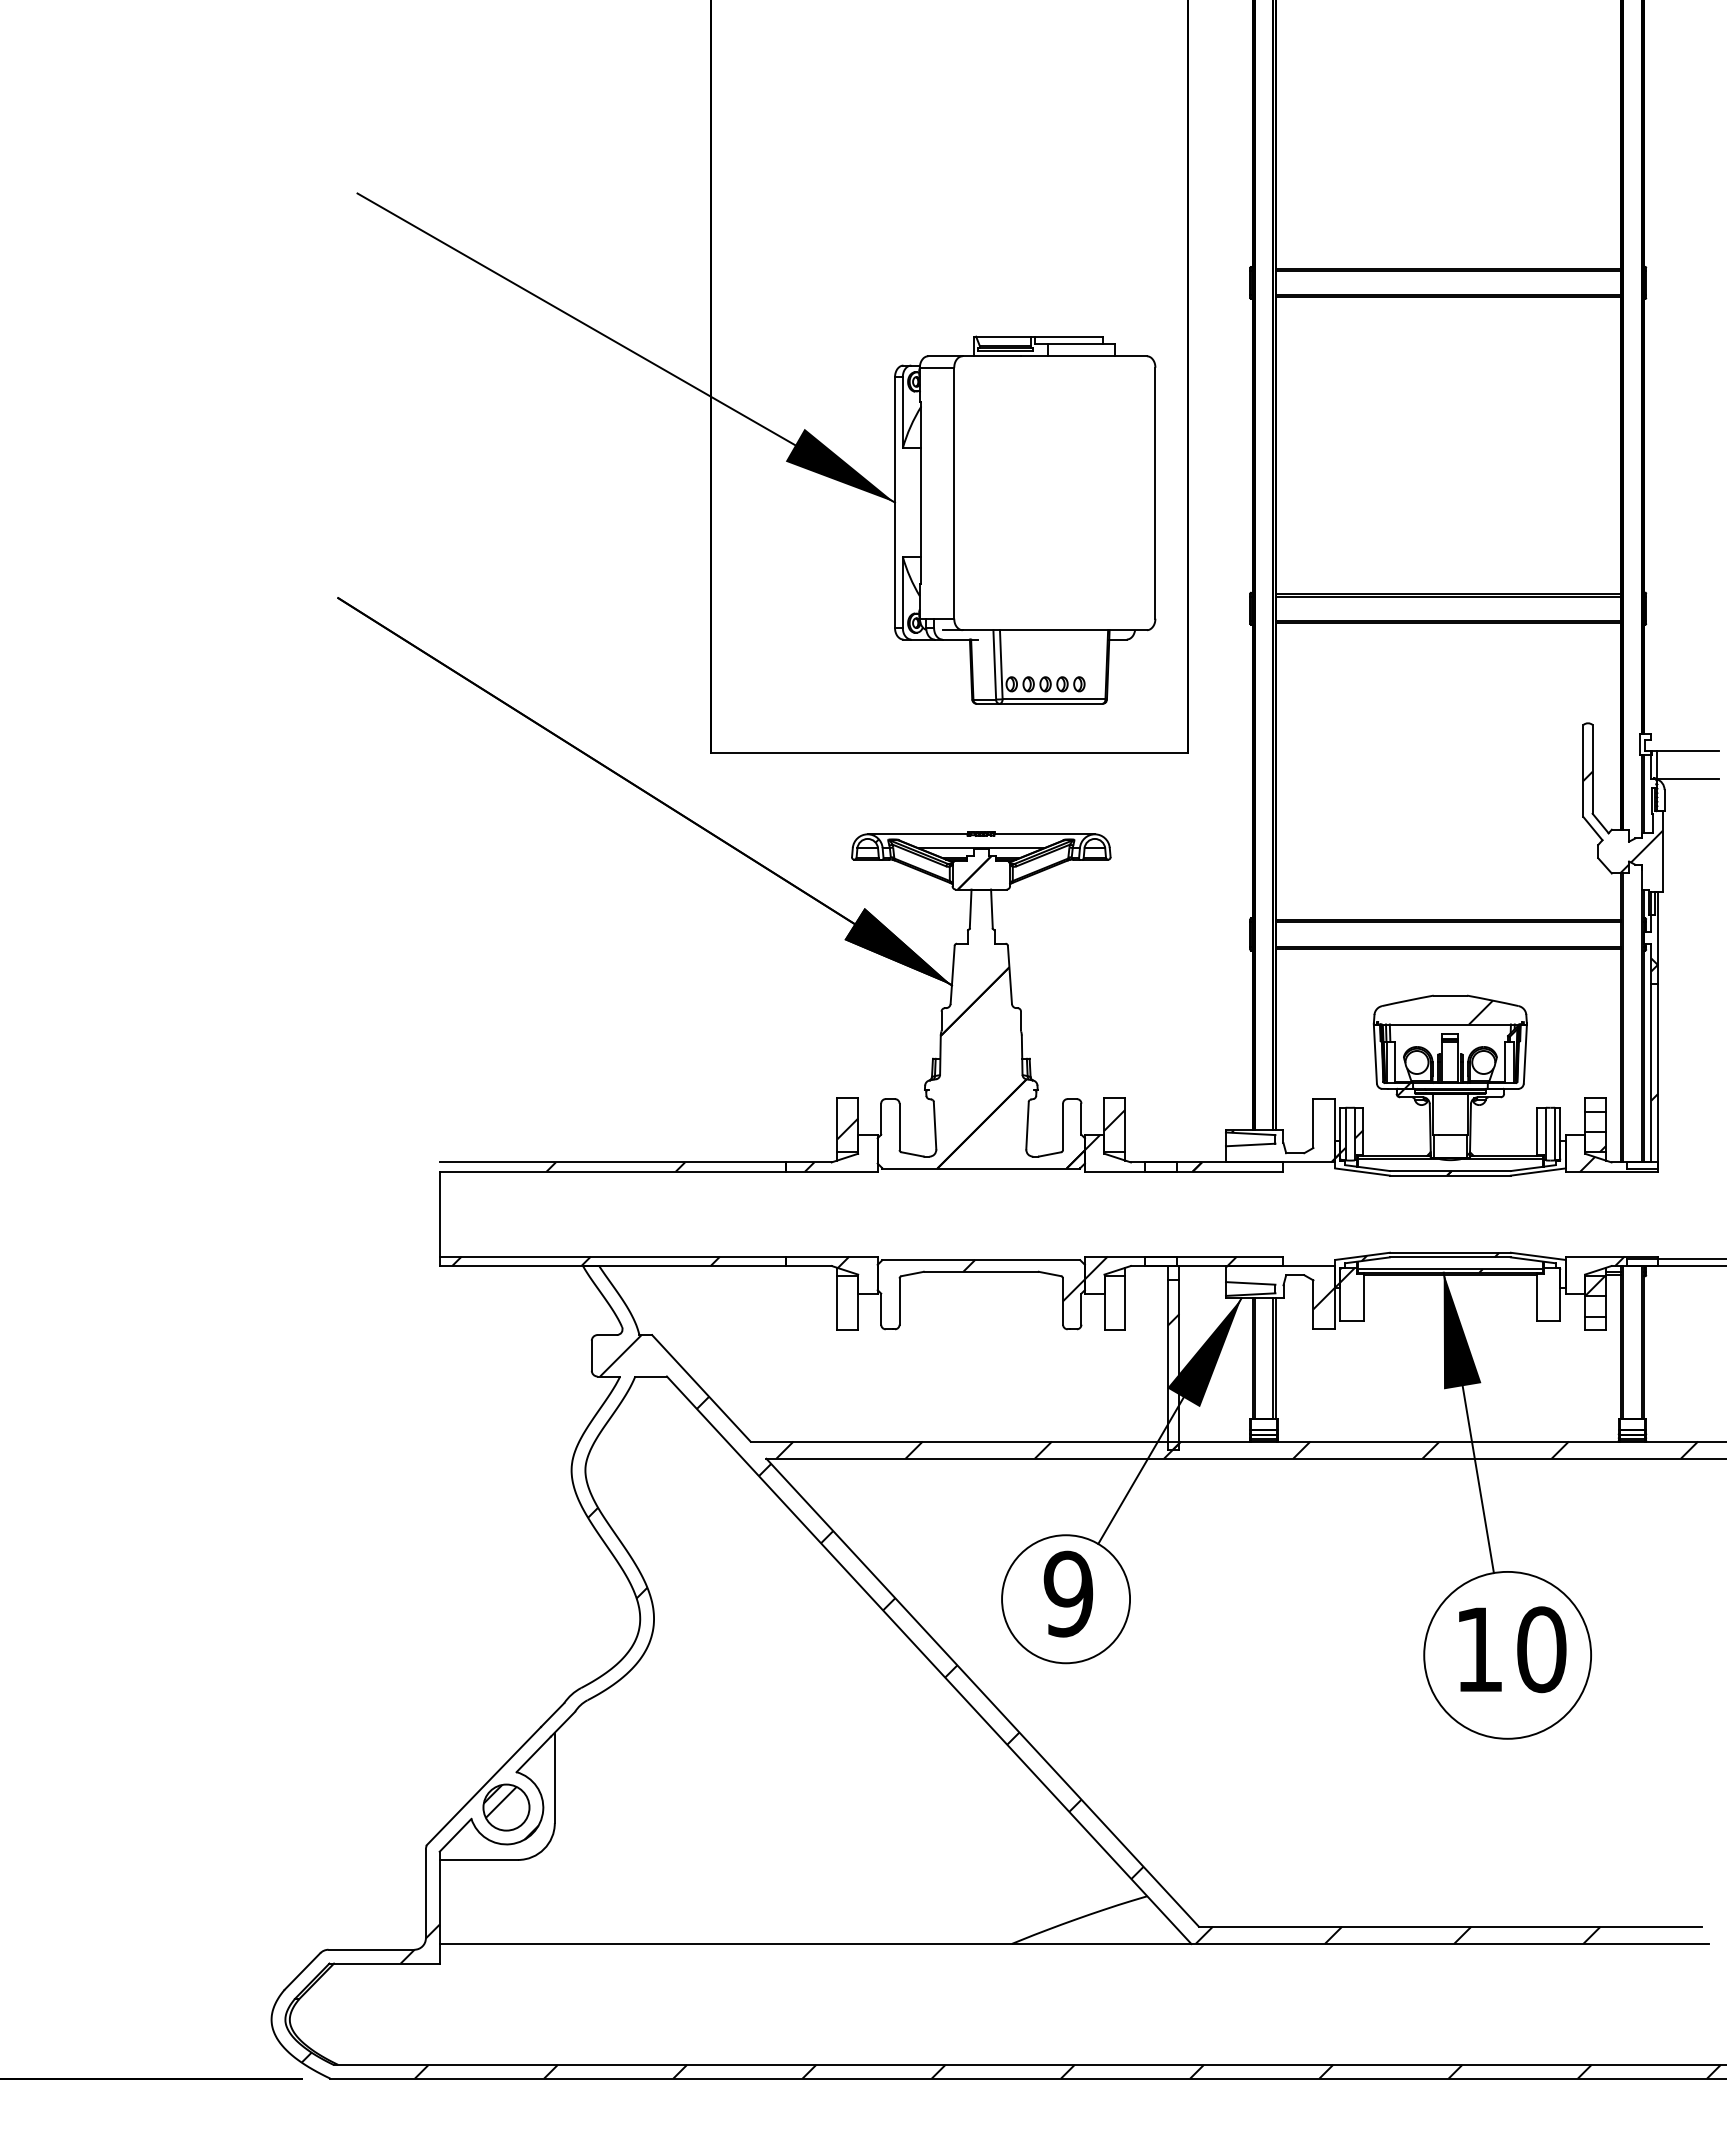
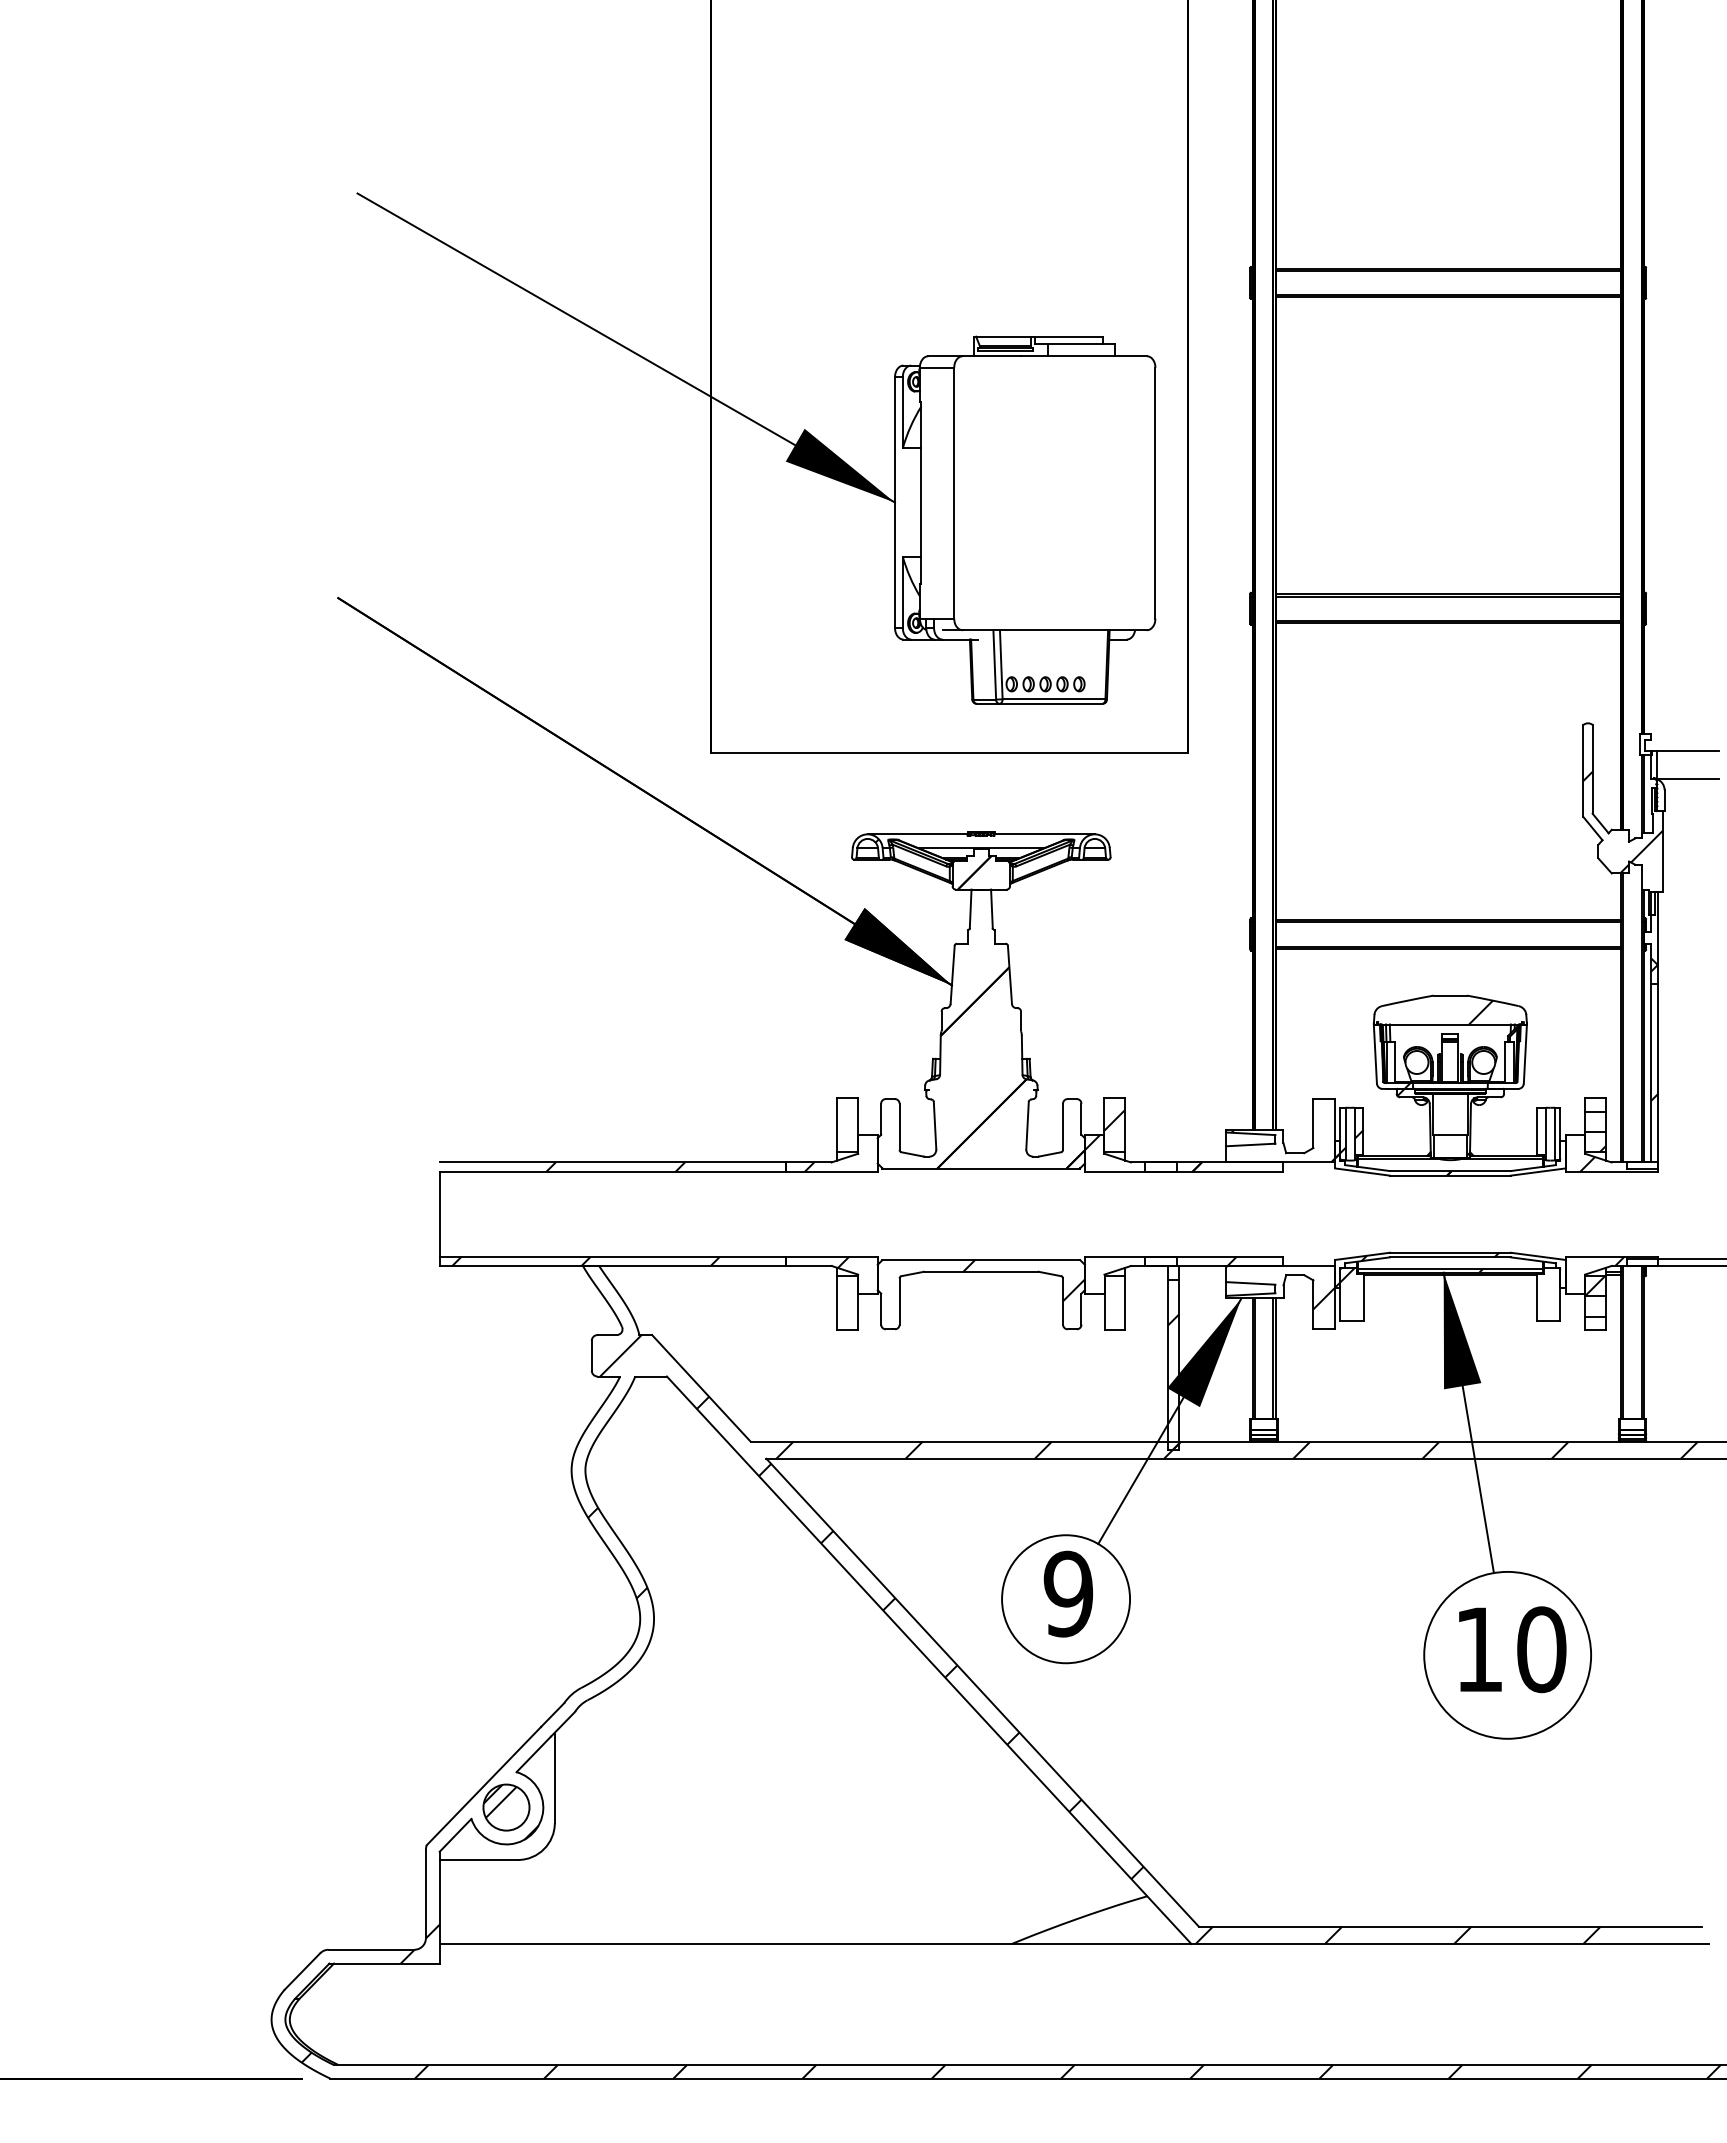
hatch: present -> none (847, 1128)
hatch: present -> none (1095, 1267)
